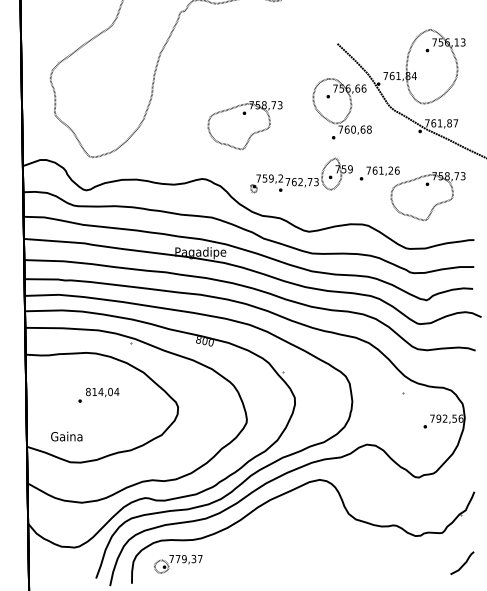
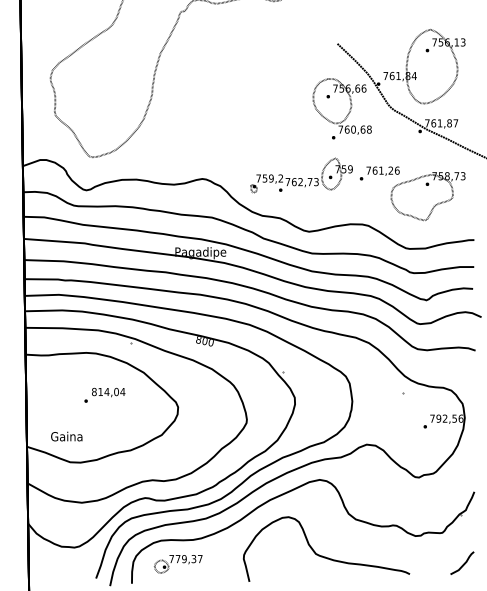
part: present -> none (244, 125)
text position: (98, 394) -> (104, 394) (104, 394)
curve: none -> present (322, 555)
